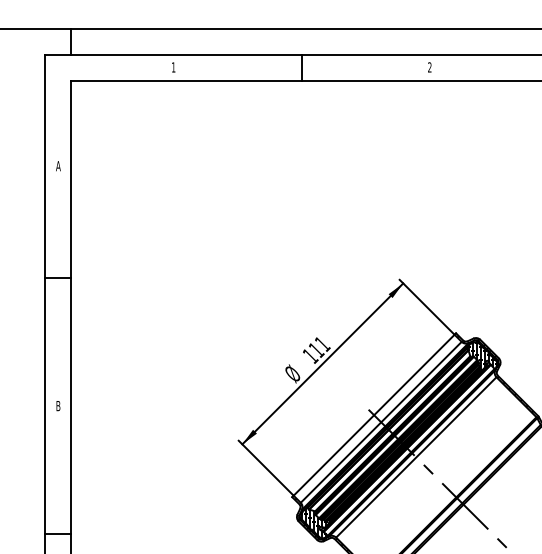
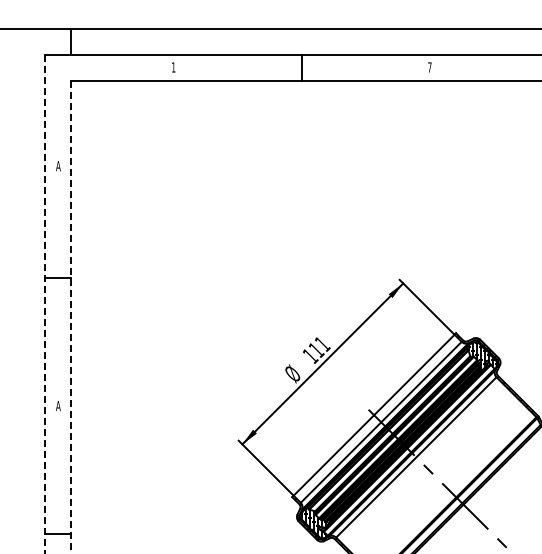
text: 2 -> 7 (429, 67)
line: solid -> dashed (45, 304)
line: solid -> dashed (70, 317)
text: B -> A (58, 406)
